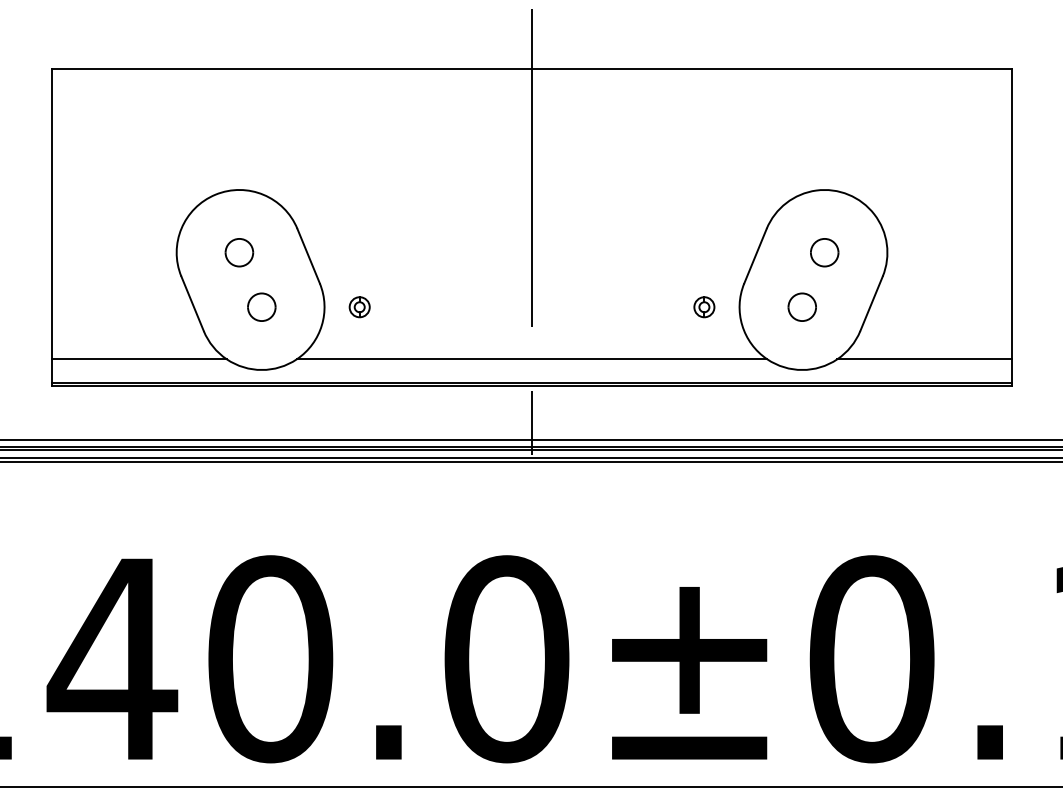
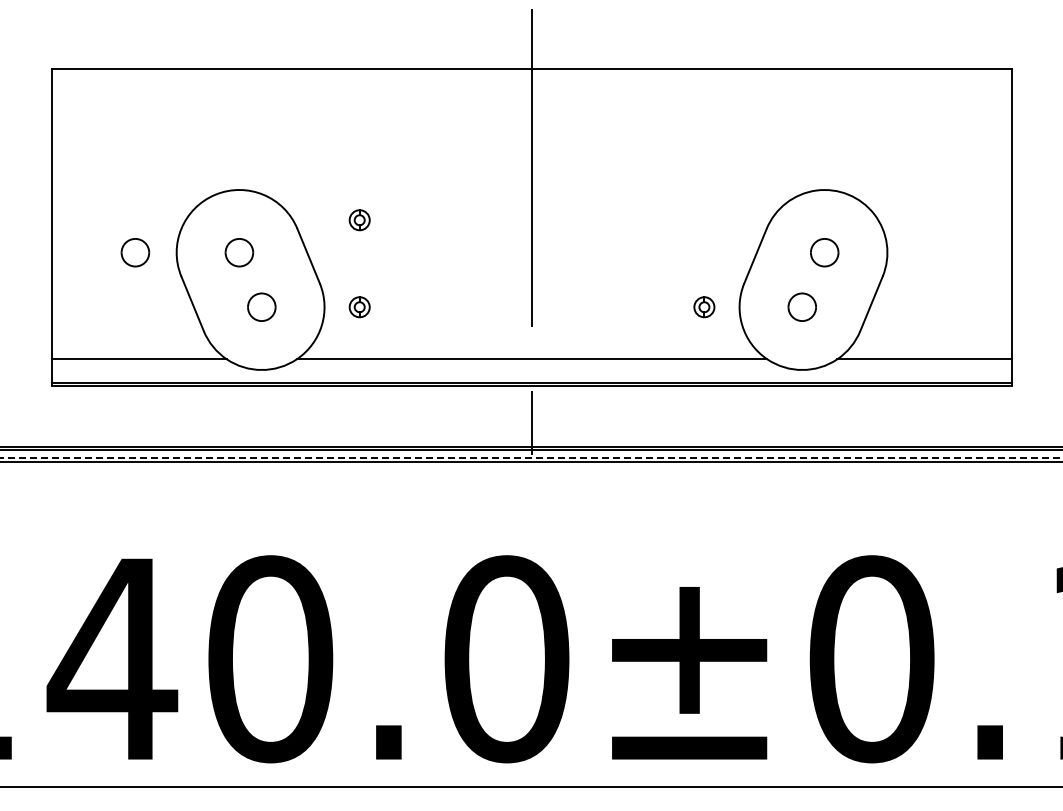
part: none -> present (359, 220)
part: none -> present (135, 252)
line: present -> none (530, 439)
line: solid -> dashed (531, 457)
